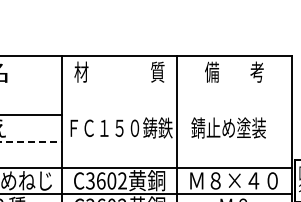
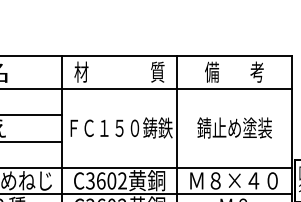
line: none -> present (147, 88)
text position: (228, 127) -> (234, 127) (234, 127)
line: dashed -> solid (31, 141)
